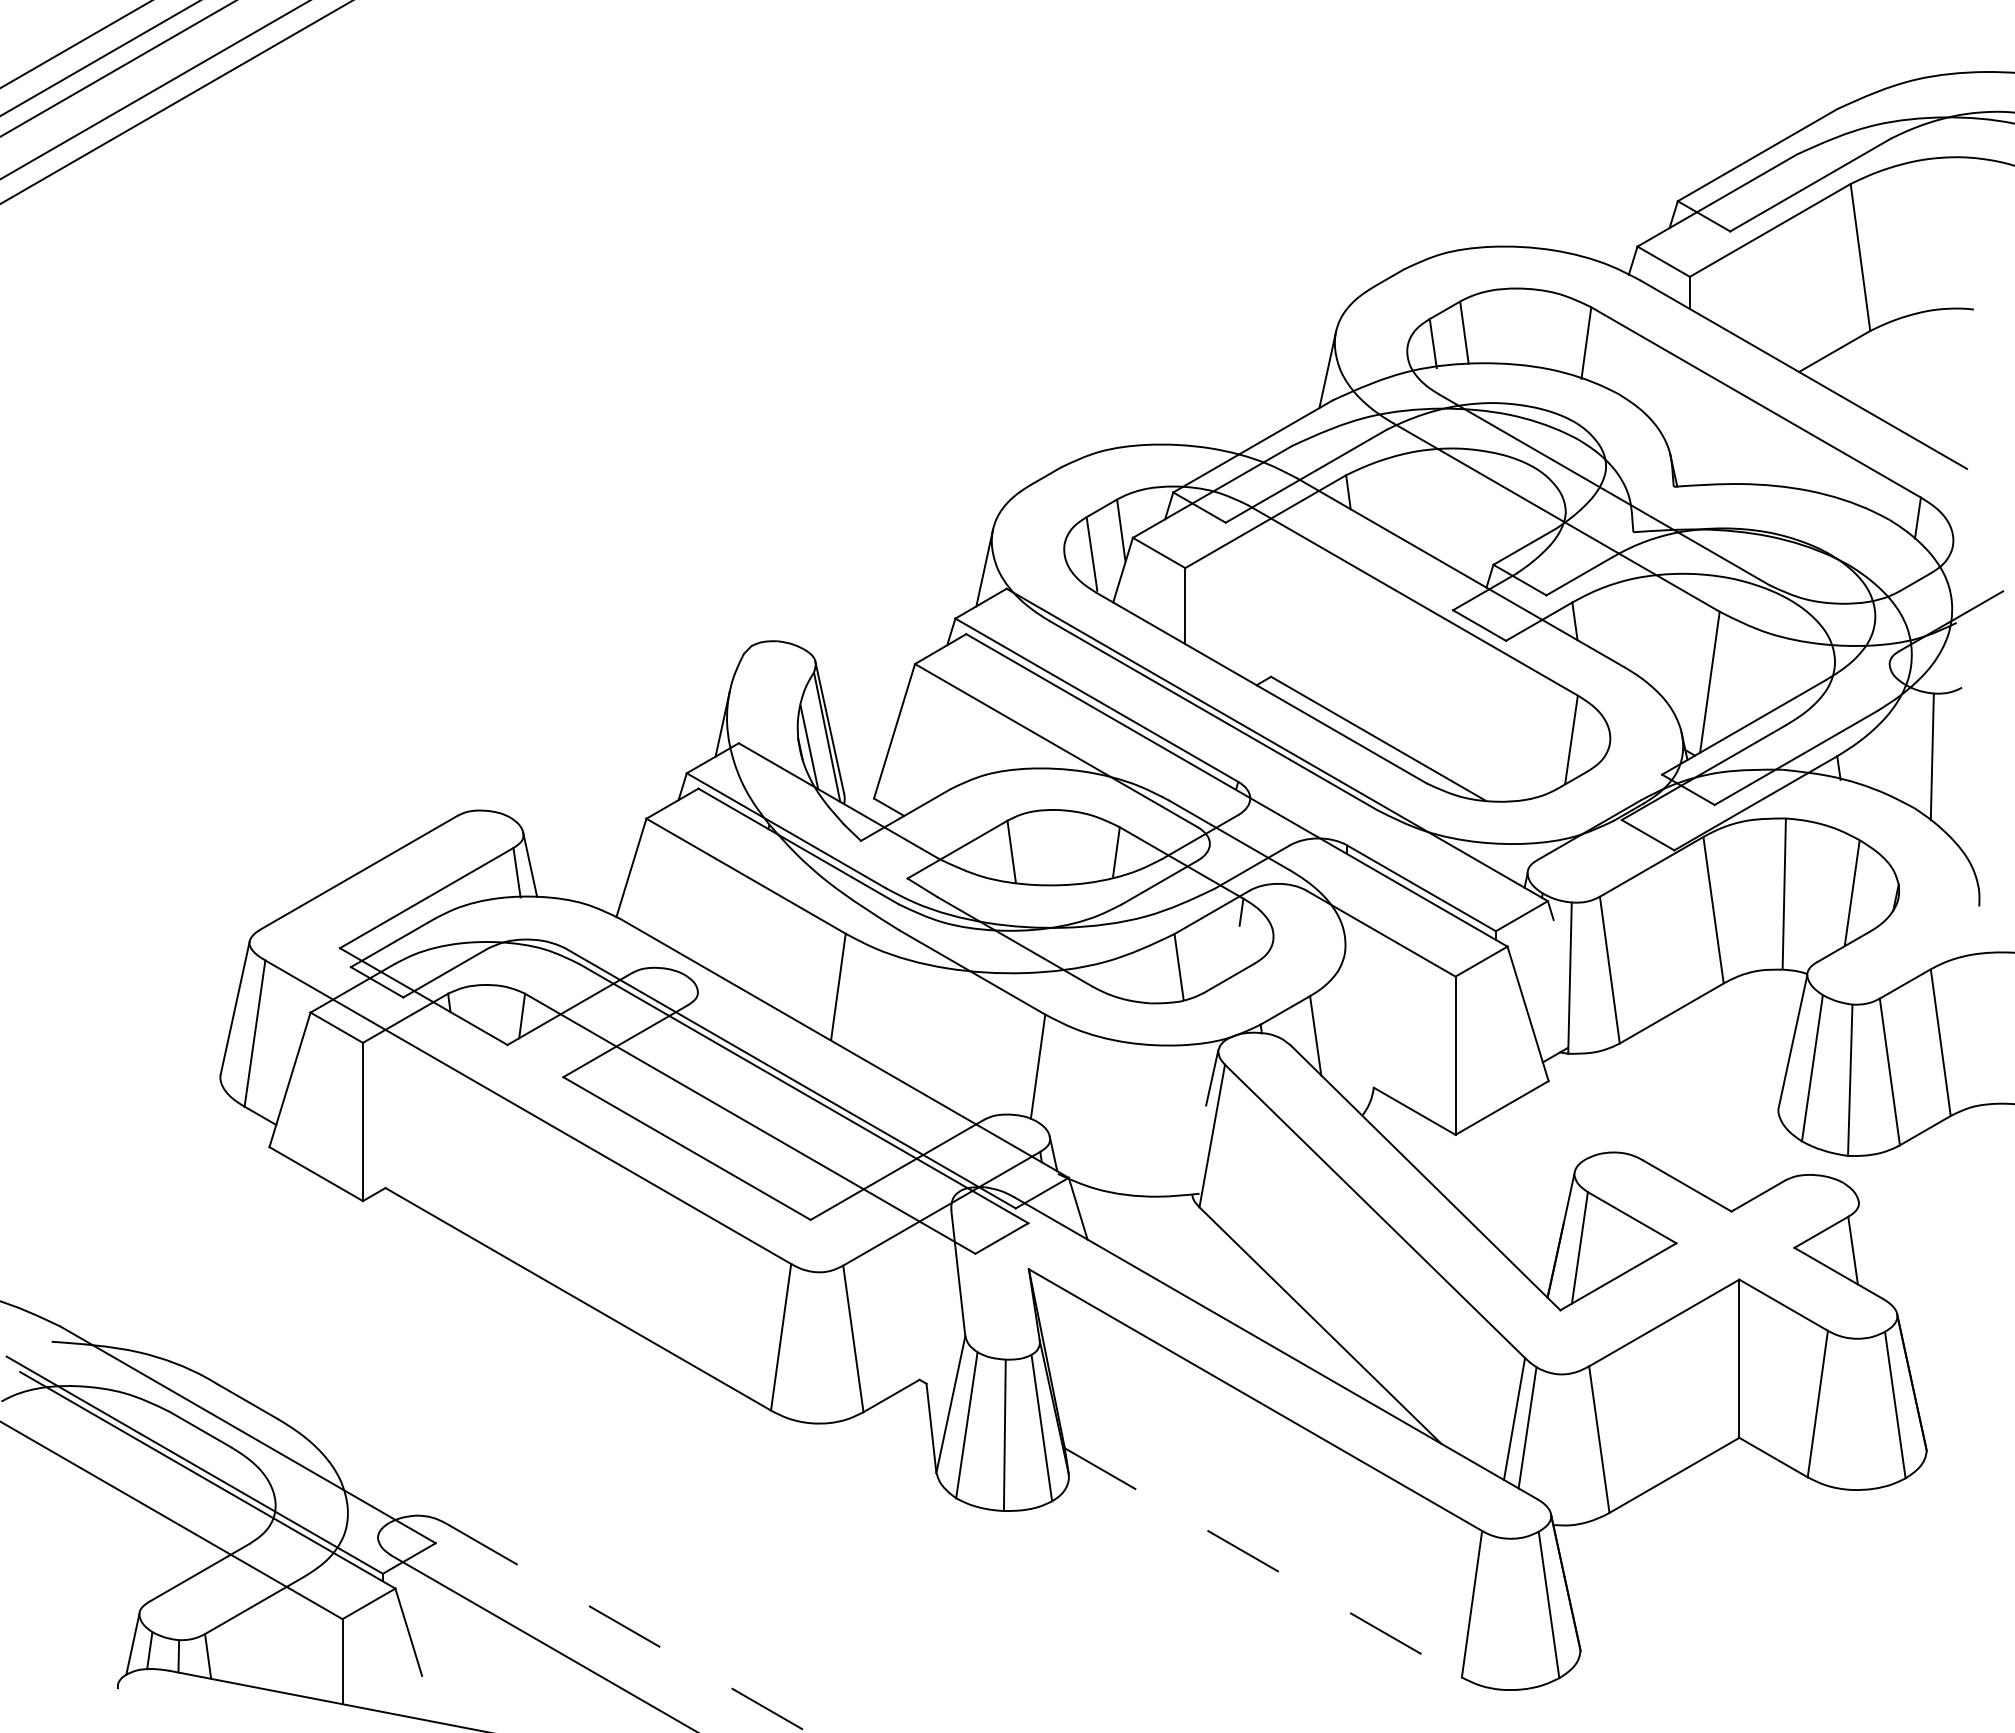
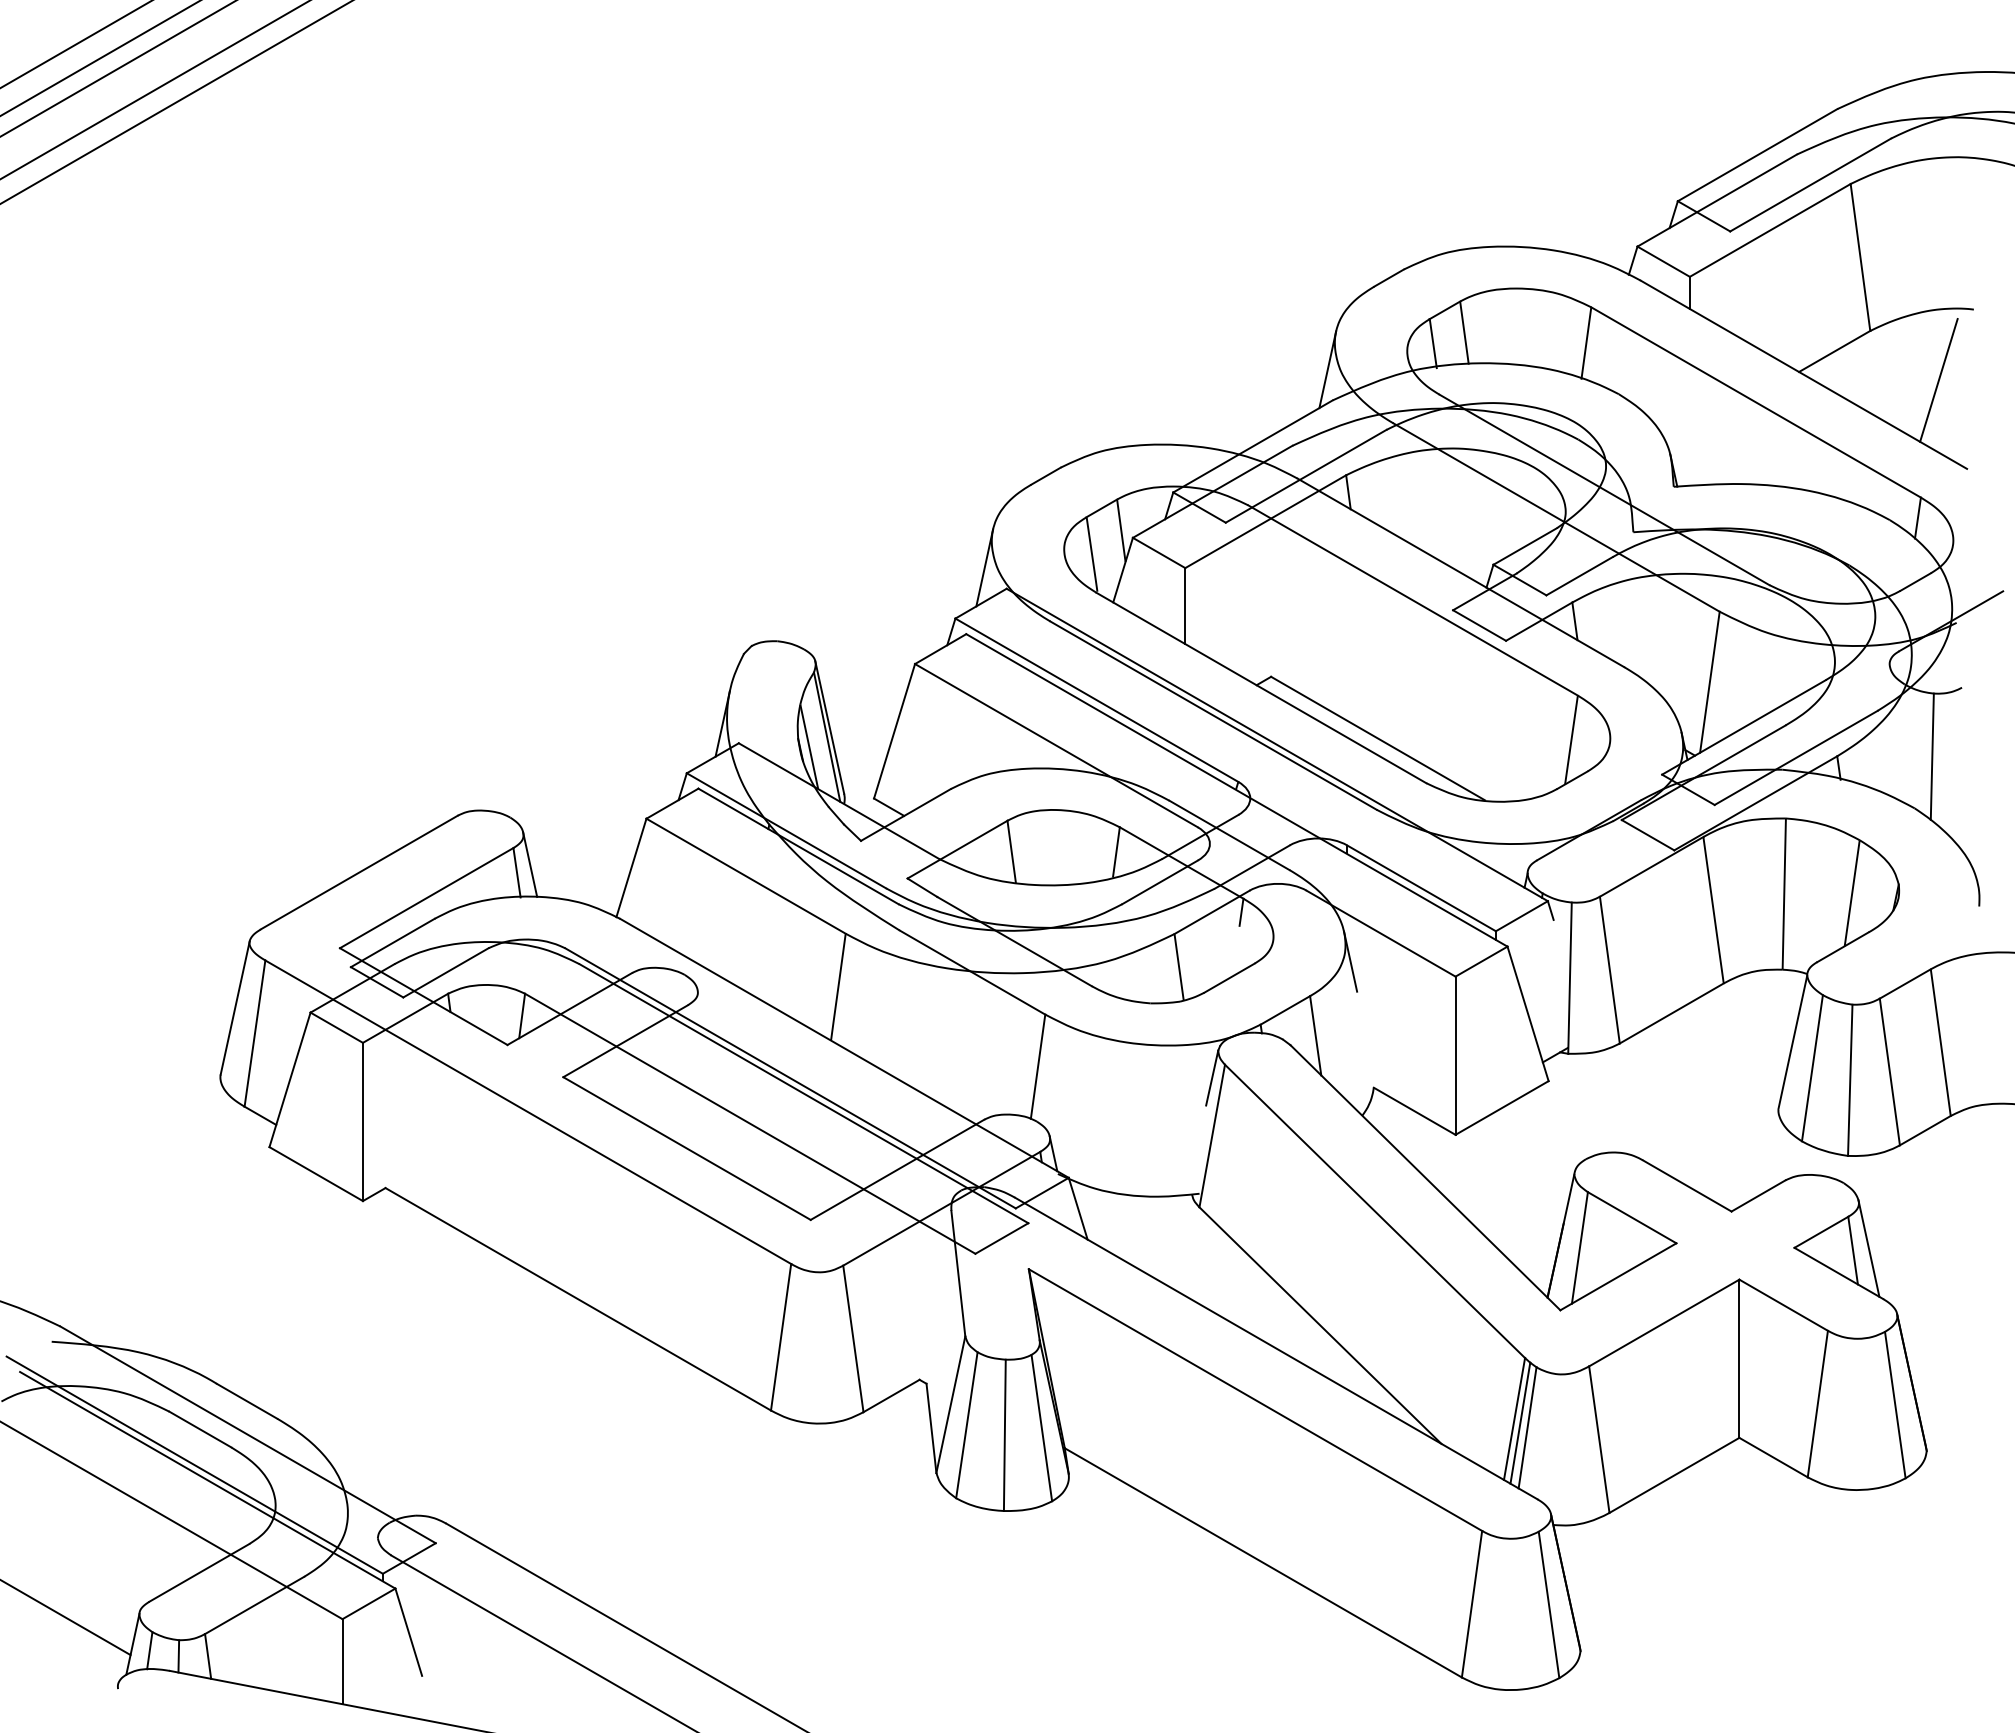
line: none -> present (1938, 380)
line: none -> present (1350, 961)
line: none -> present (1868, 1248)
line: none -> present (1520, 1422)
line: dashed -> solid (1263, 1563)
line: none -> present (66, 1618)
line: dashed -> solid (628, 1628)
